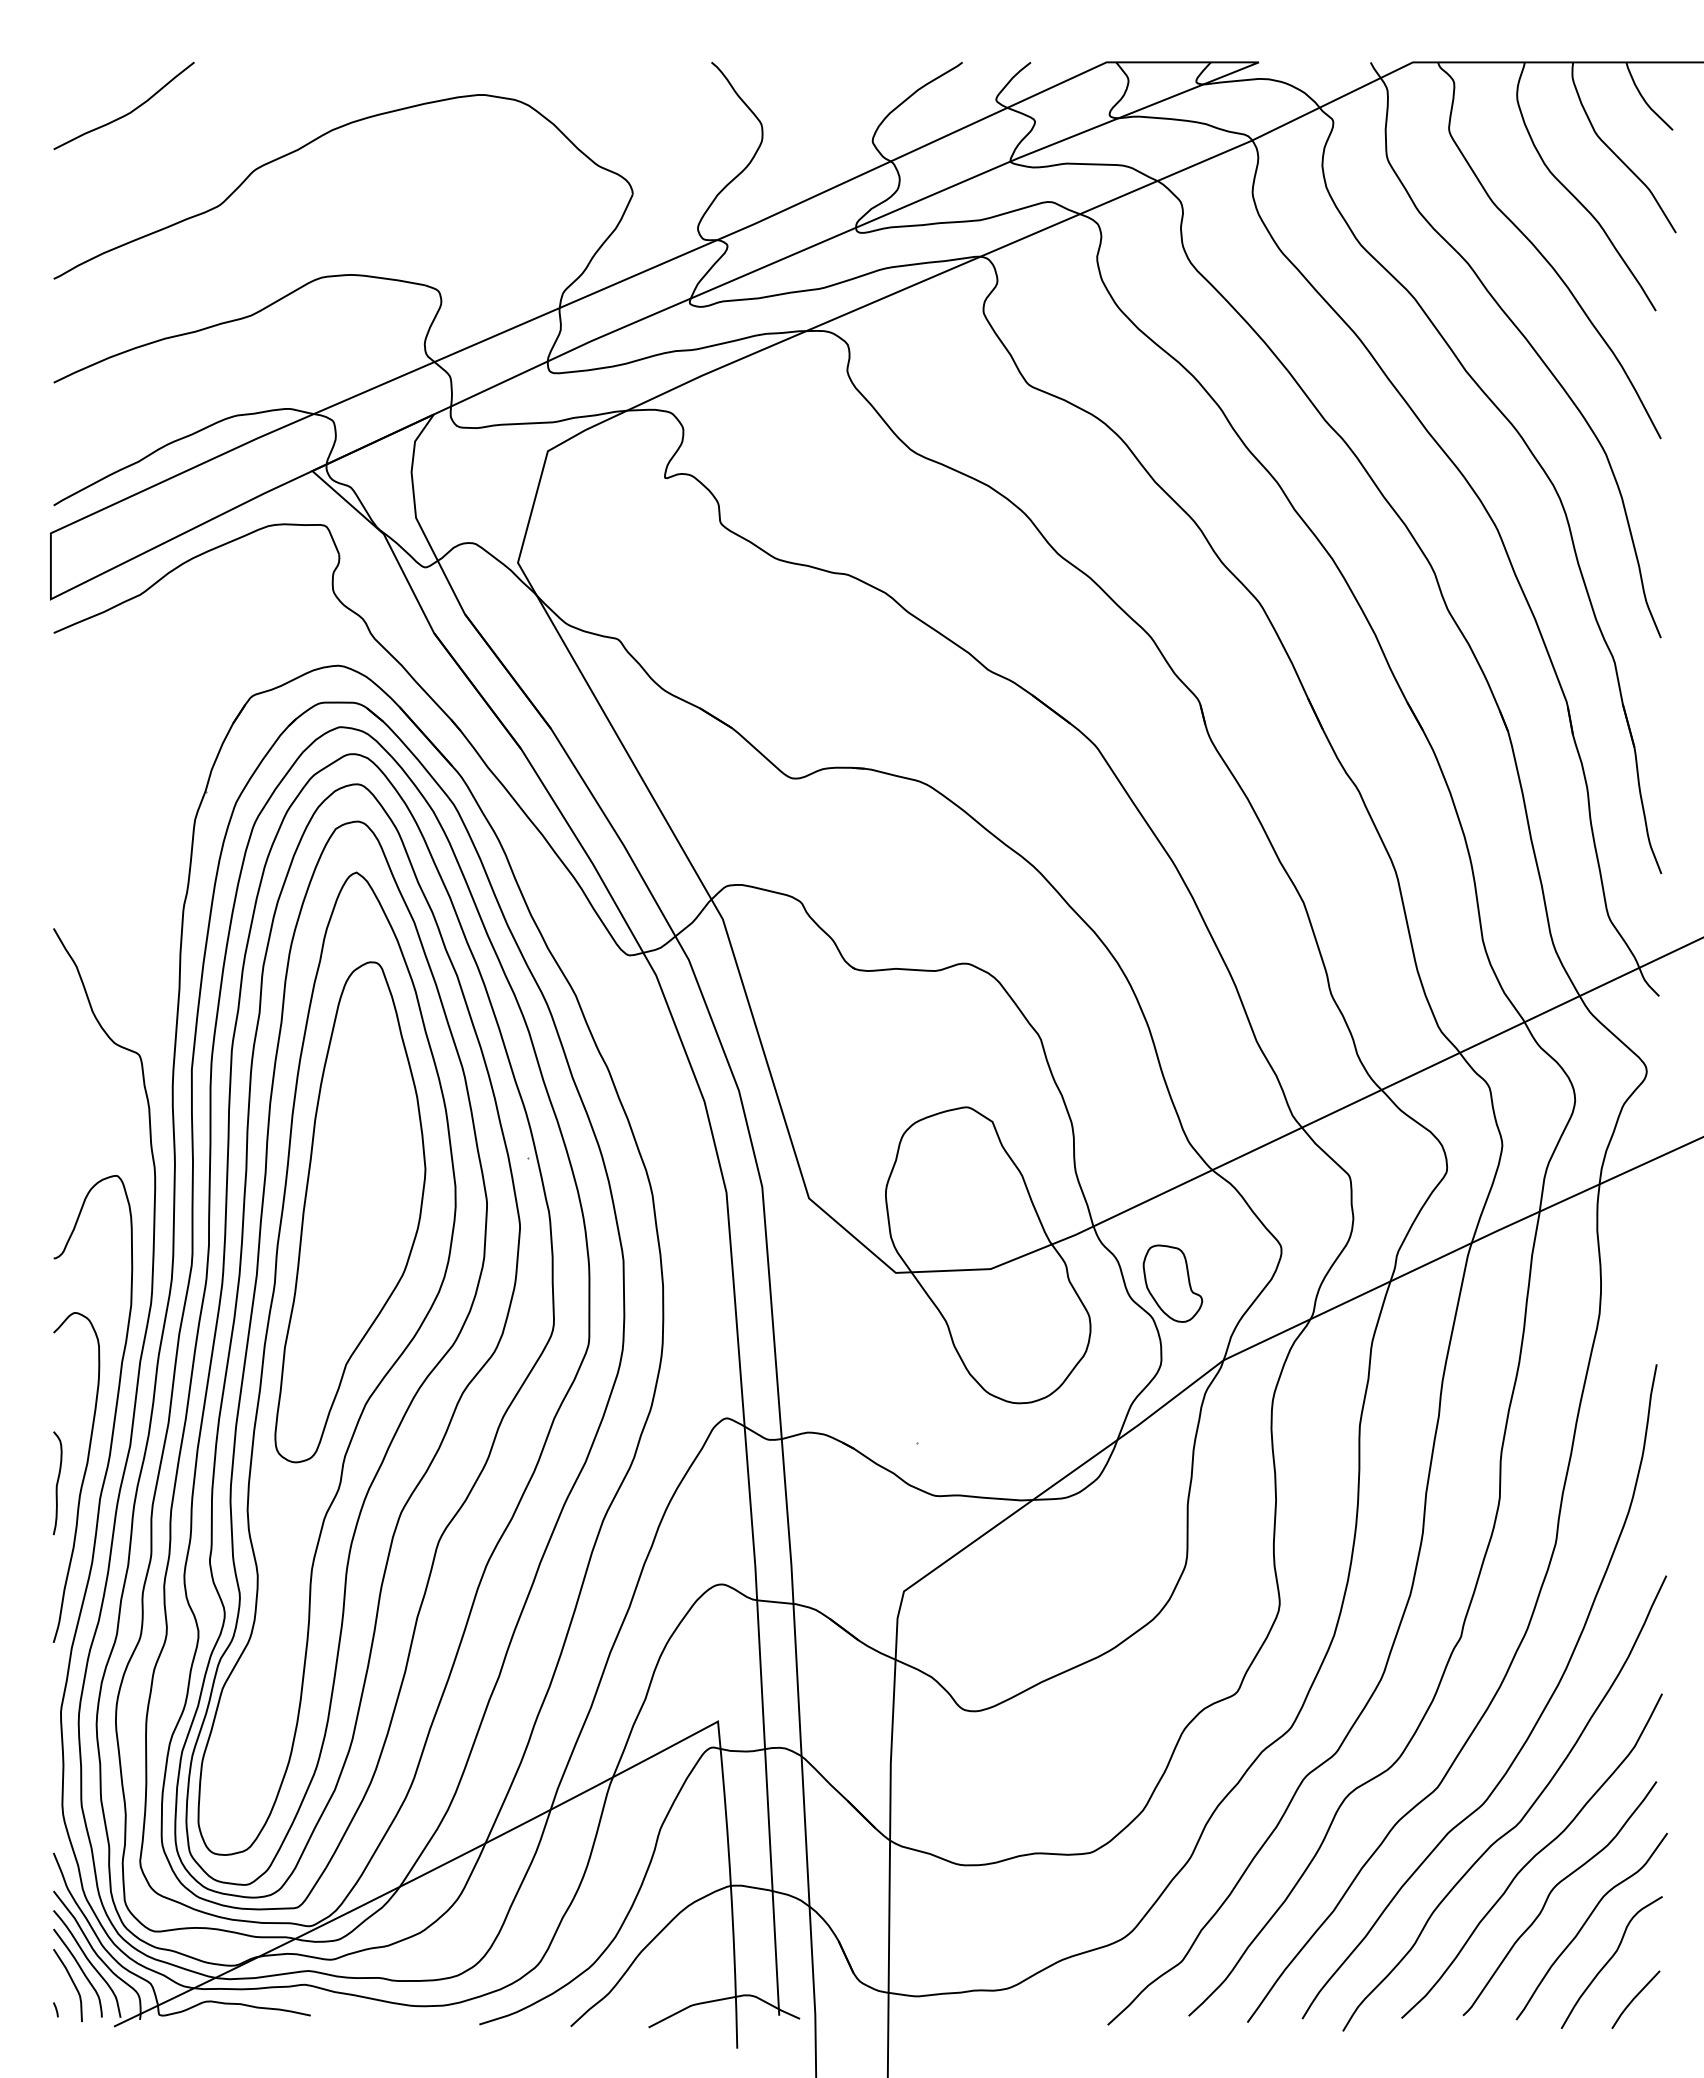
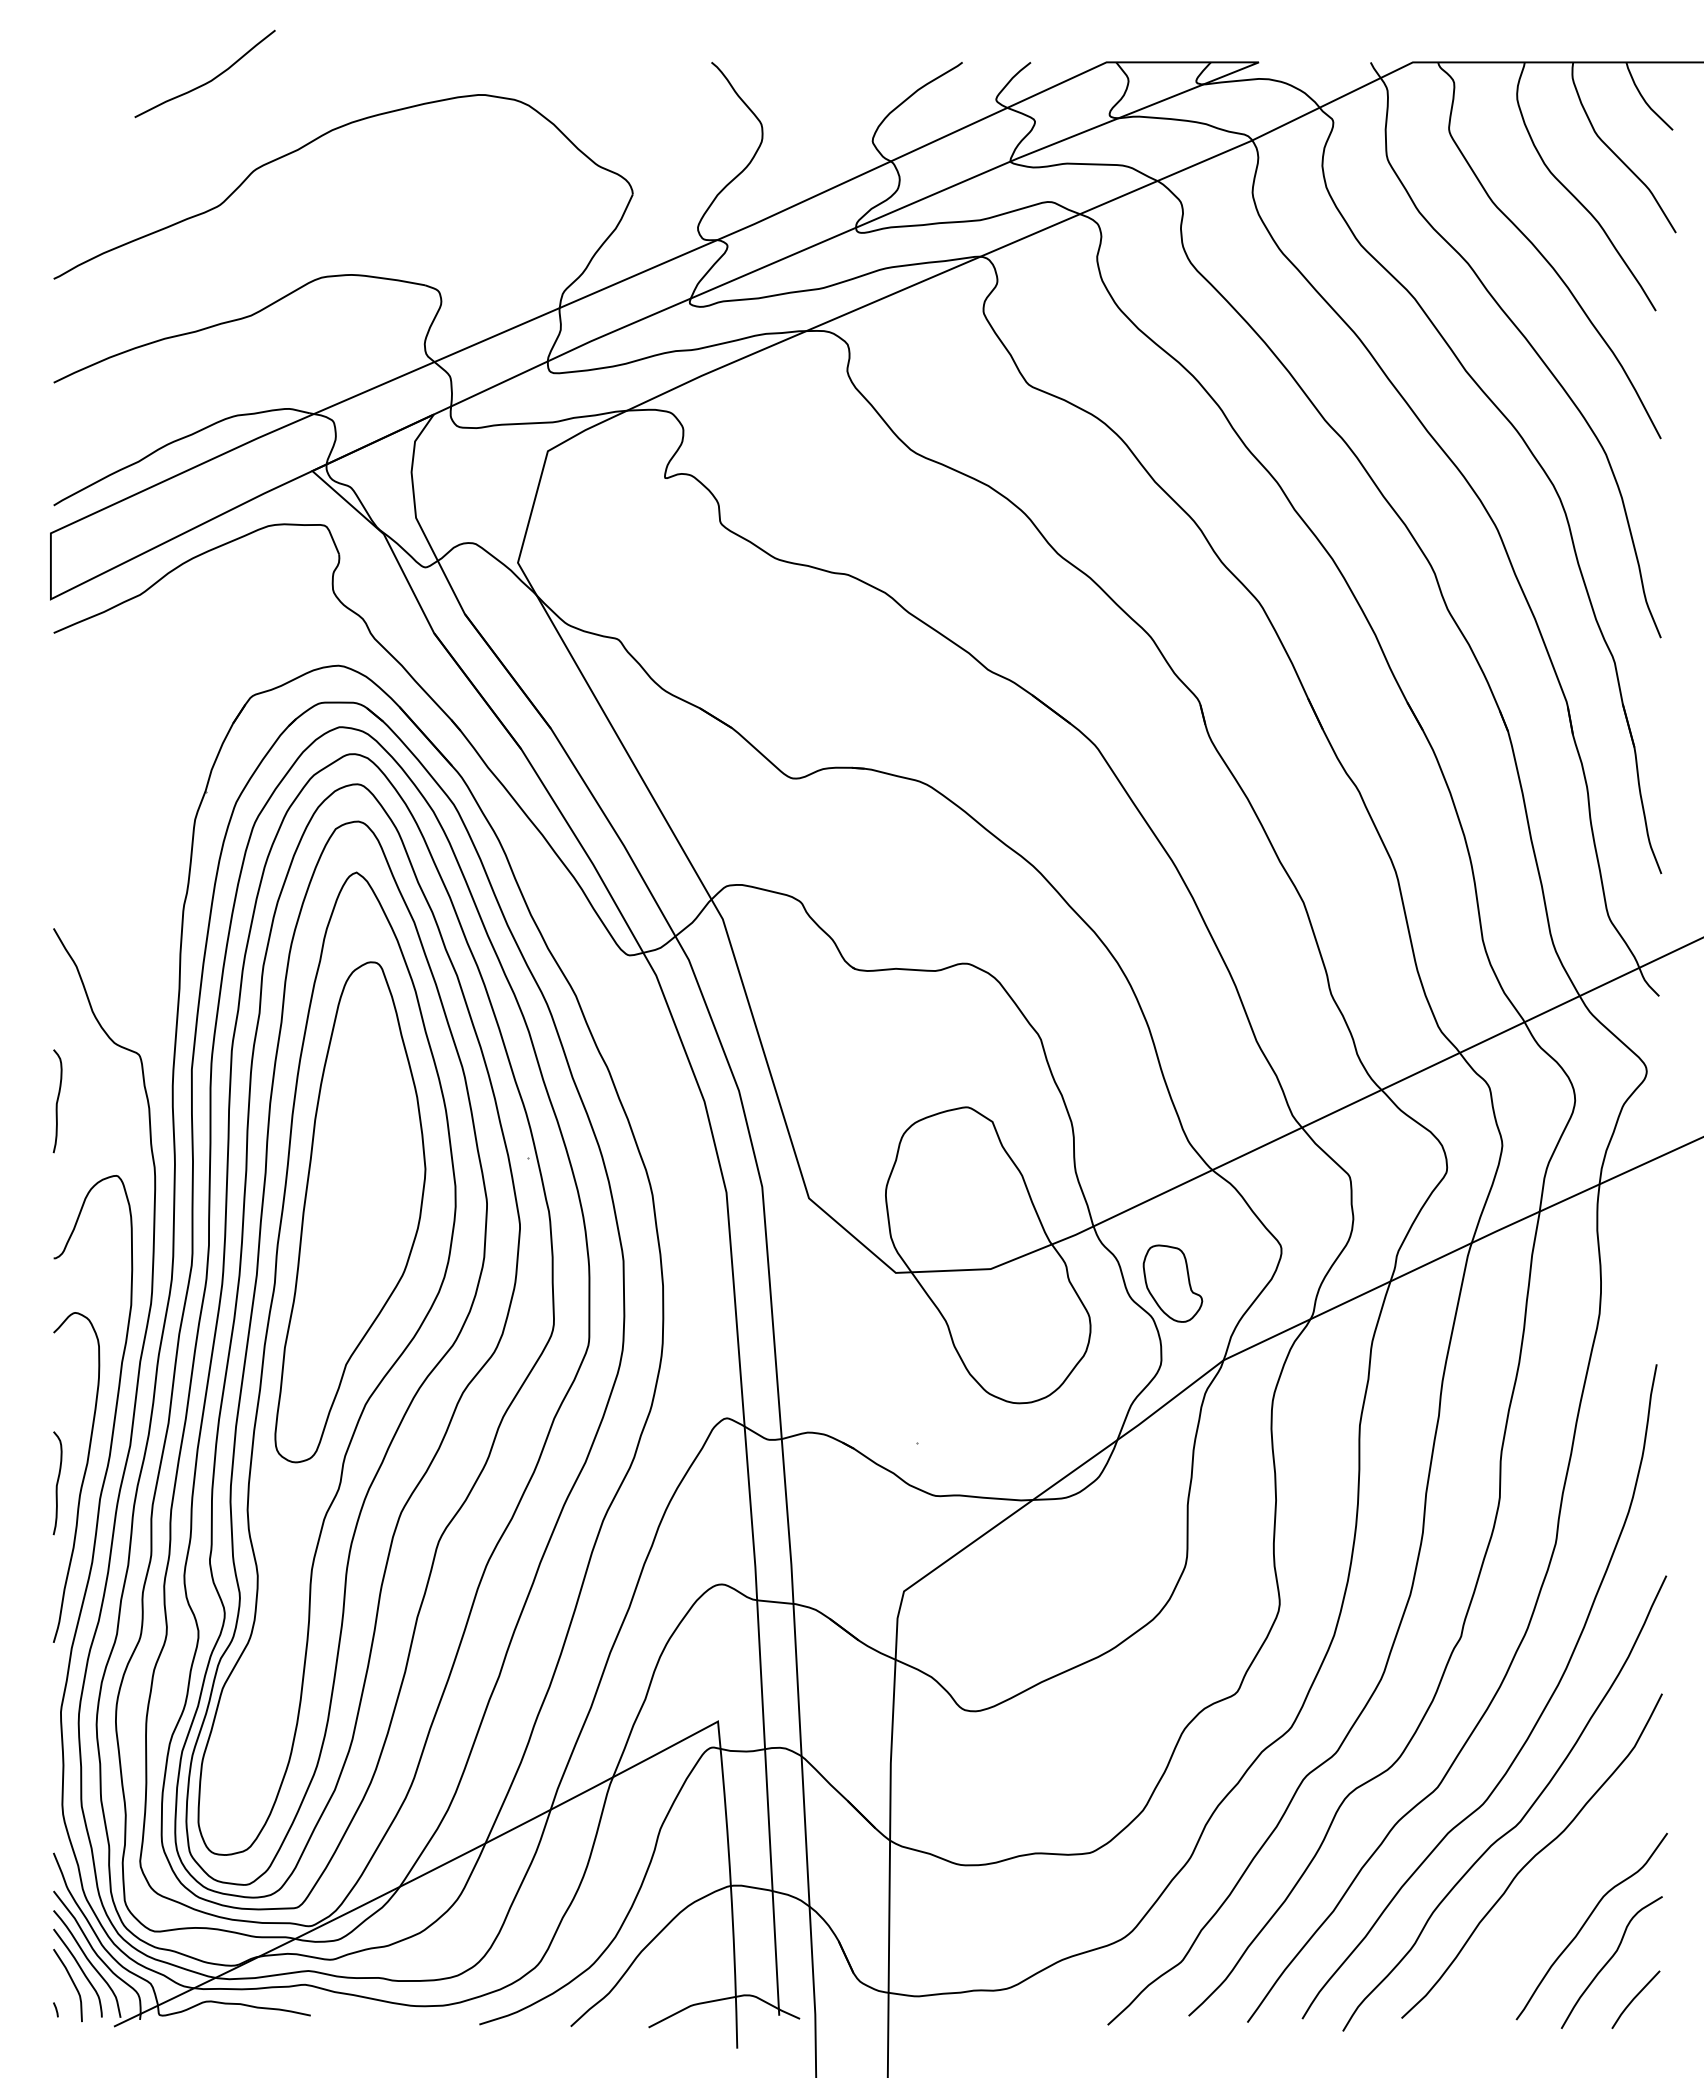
curve position: (126, 113) -> (207, 81) (207, 81)
curve: none -> present (57, 1101)
curve: present -> none (1550, 1894)
